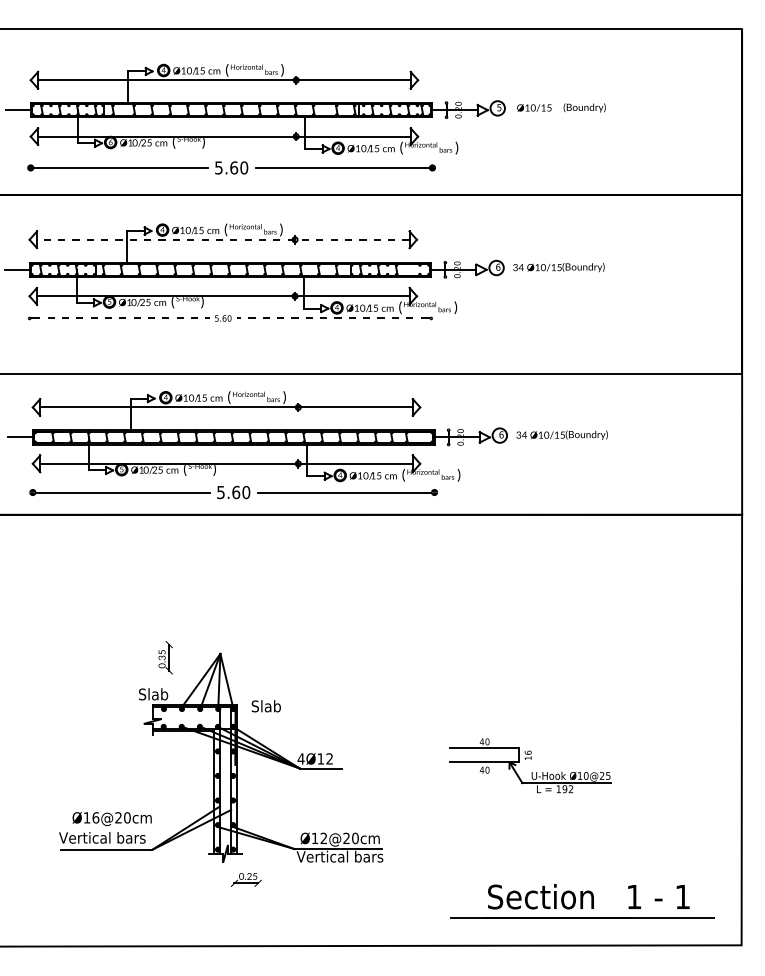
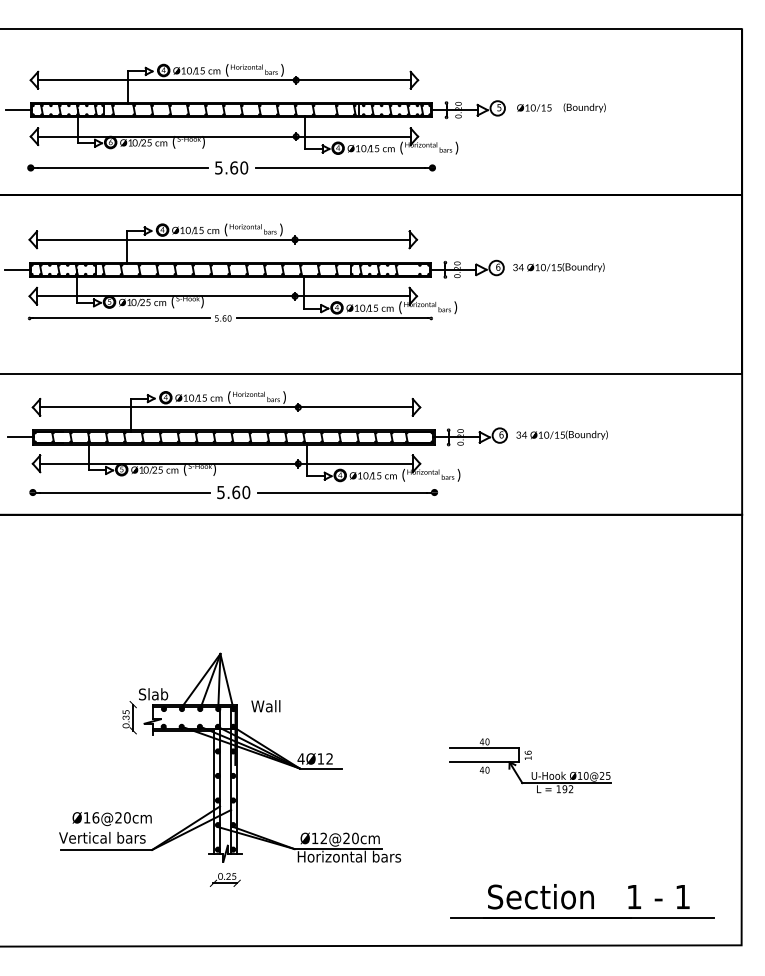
line: dashed -> solid (222, 239)
line: dashed -> solid (121, 318)
line: dashed -> solid (331, 318)
part position: (165, 657) -> (129, 717) (129, 717)
text: Slab -> Wall (265, 706)
text: Vertical bars -> Horizontal bars (348, 856)
part position: (246, 879) -> (225, 879) (225, 879)
